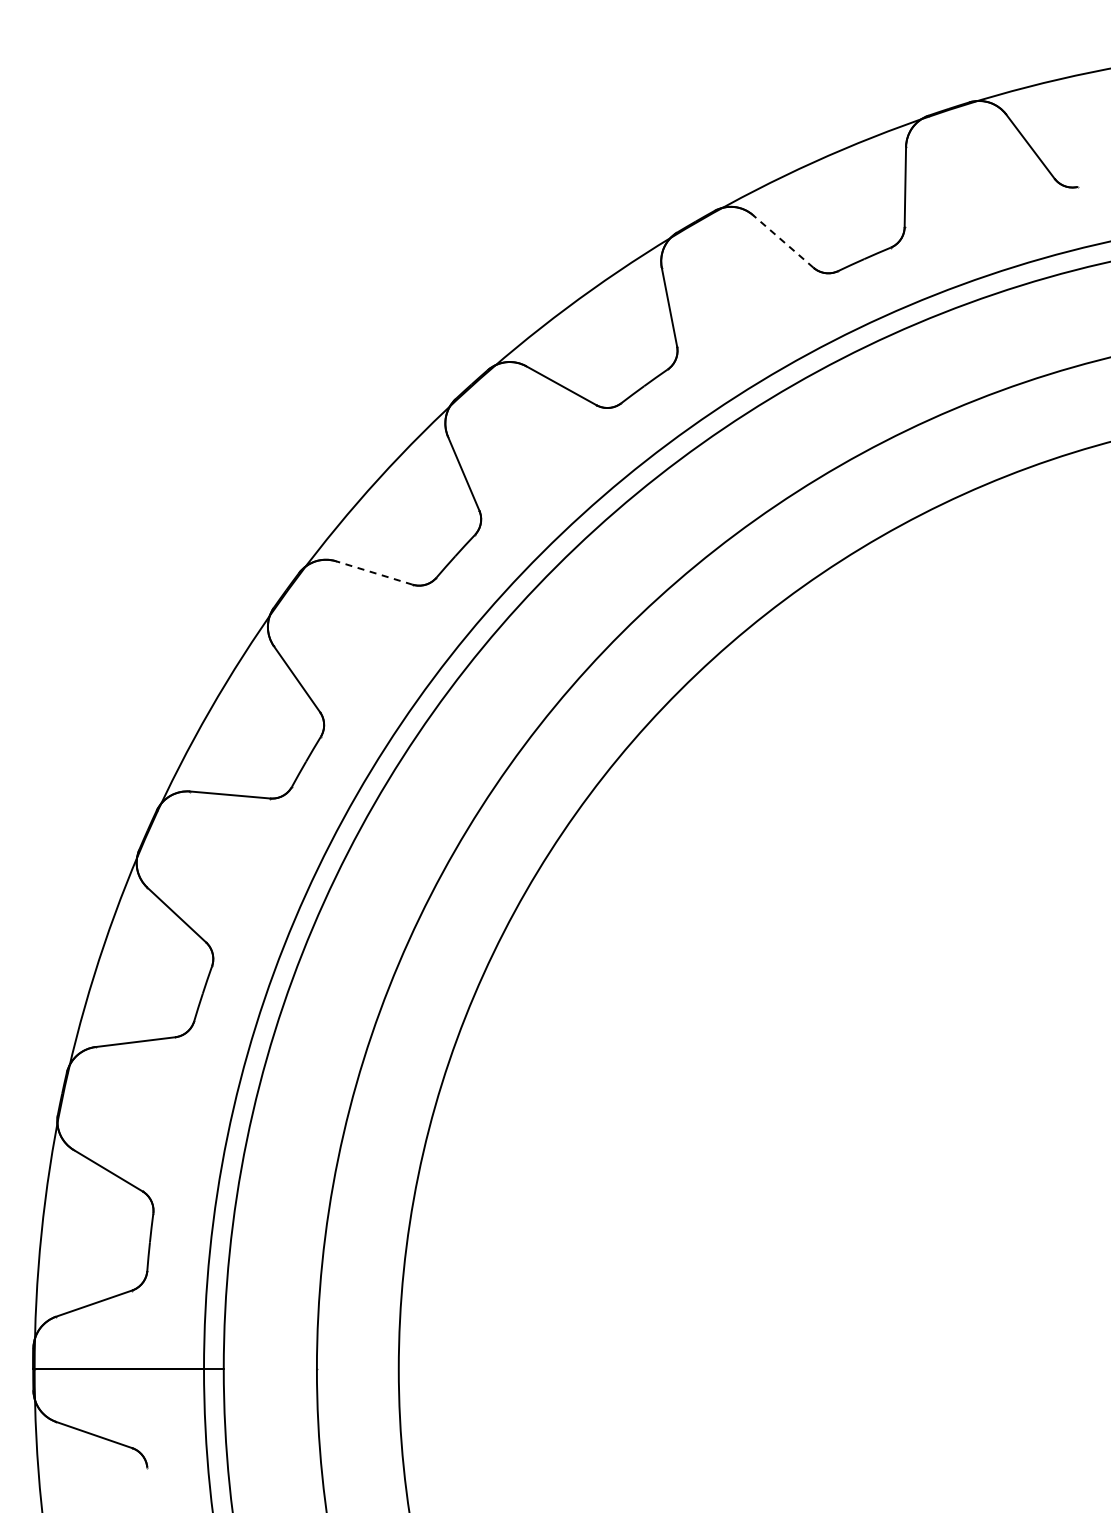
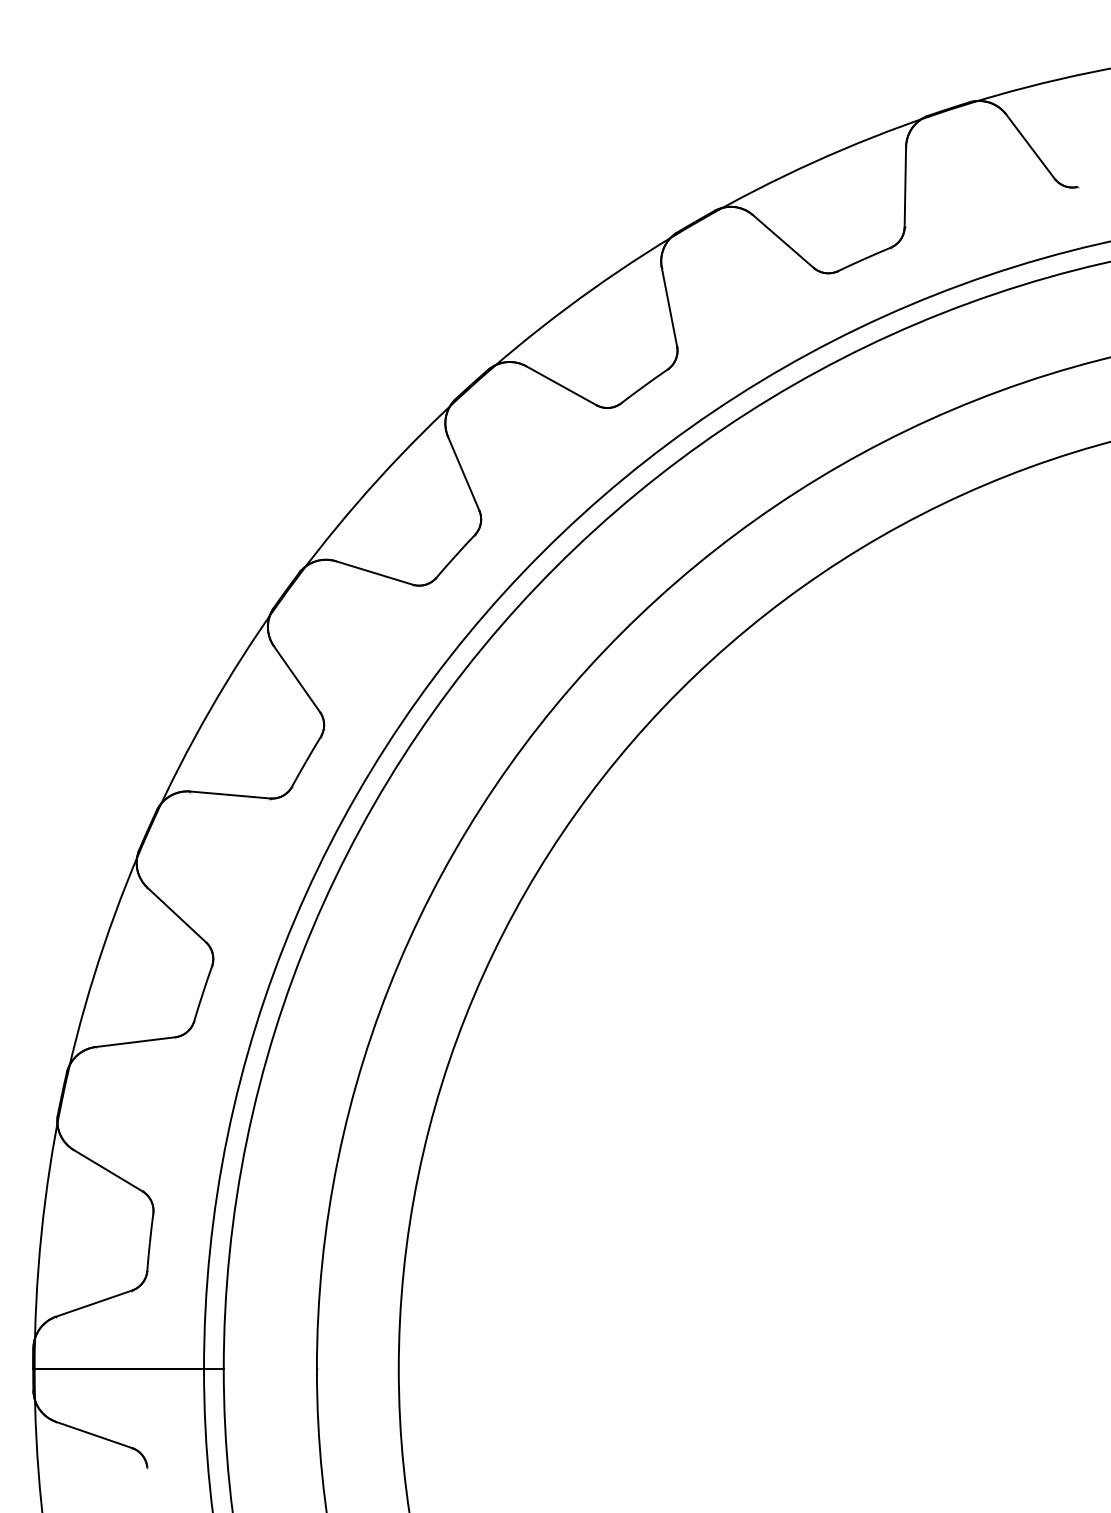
line: dashed -> solid (782, 241)
line: dashed -> solid (373, 572)
